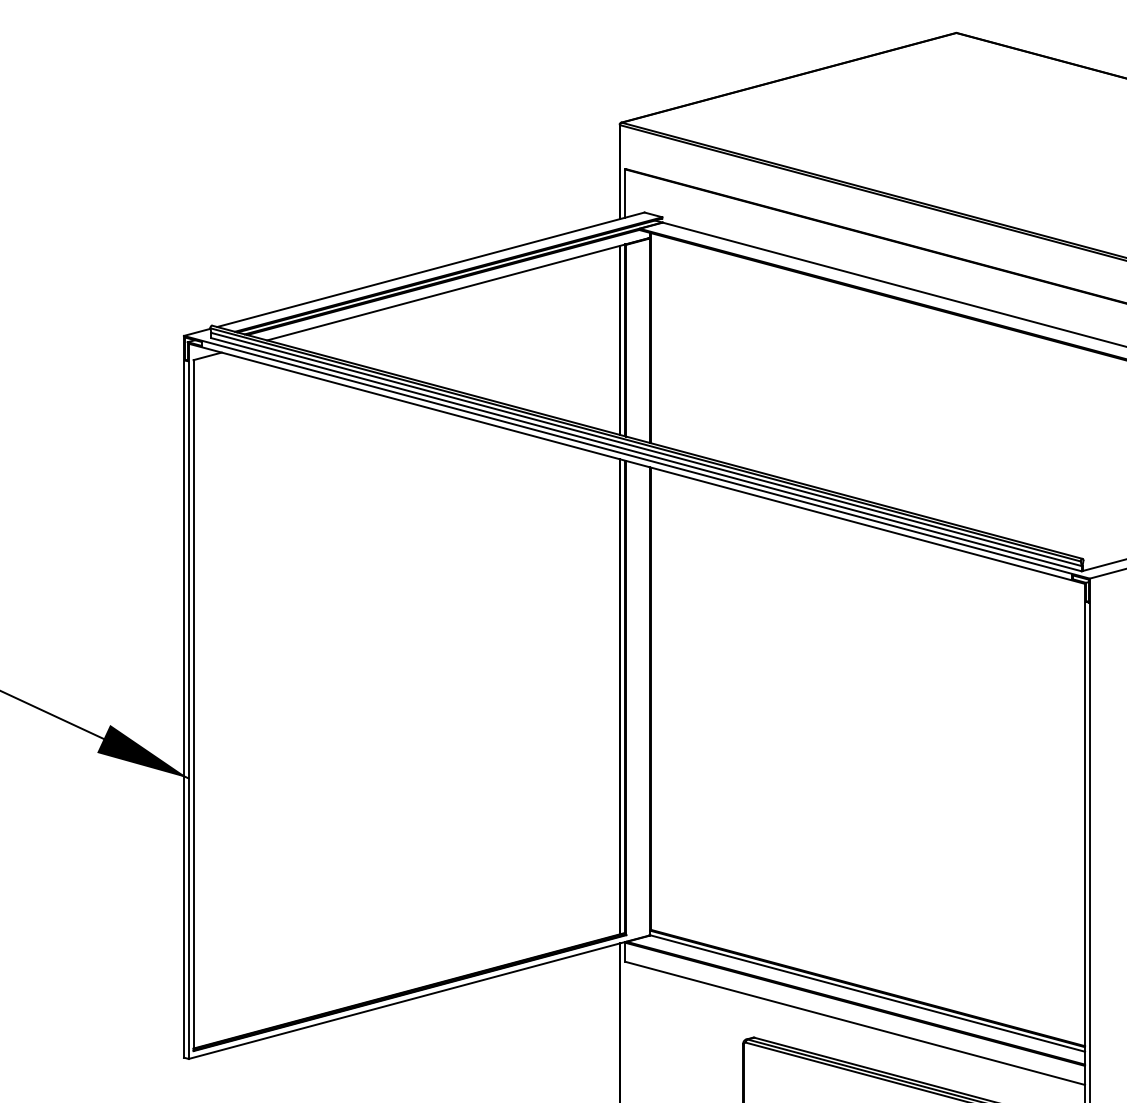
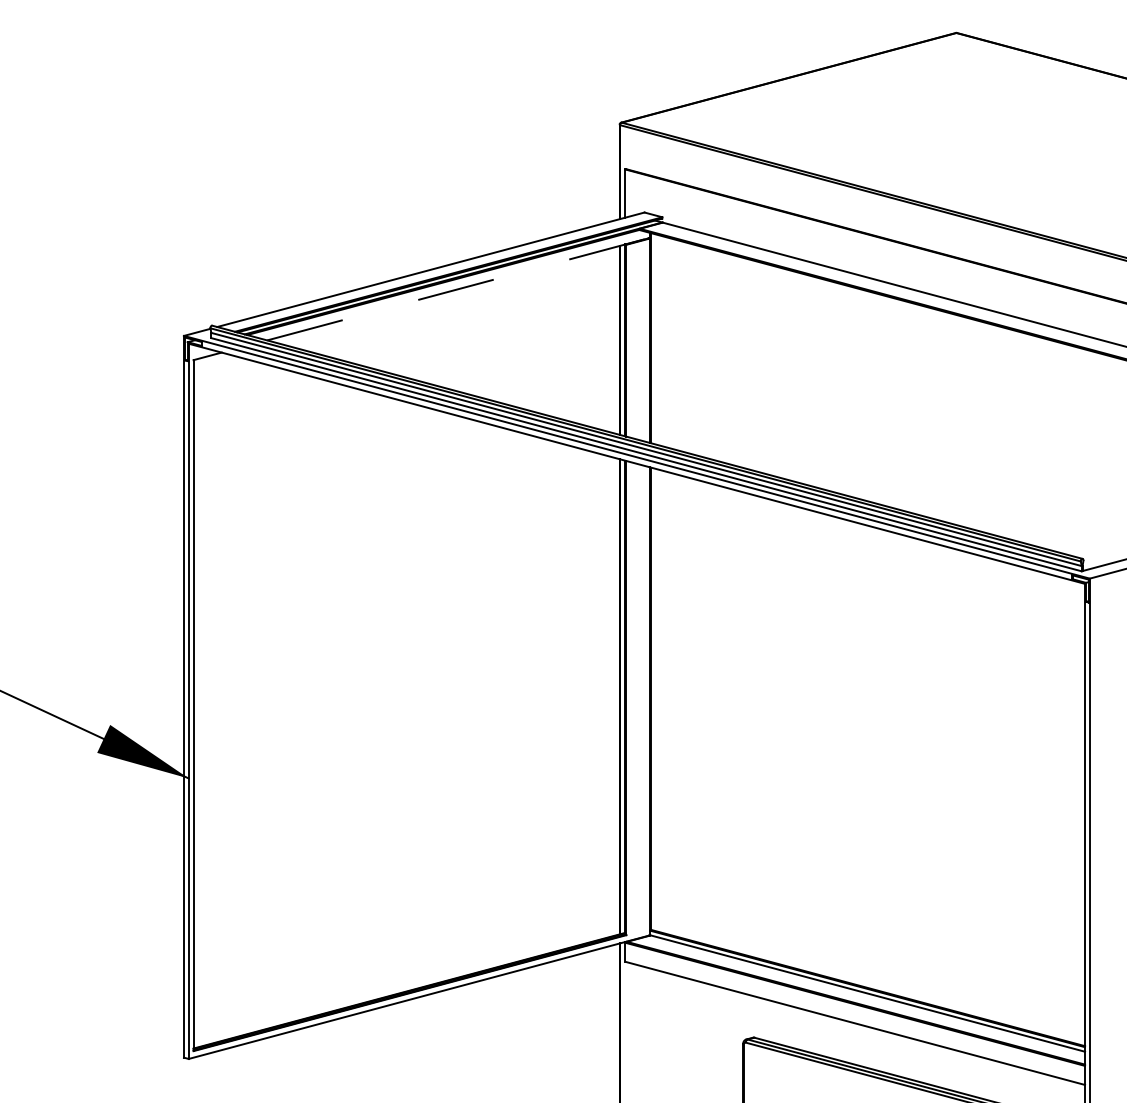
line: solid -> dashed (458, 289)
